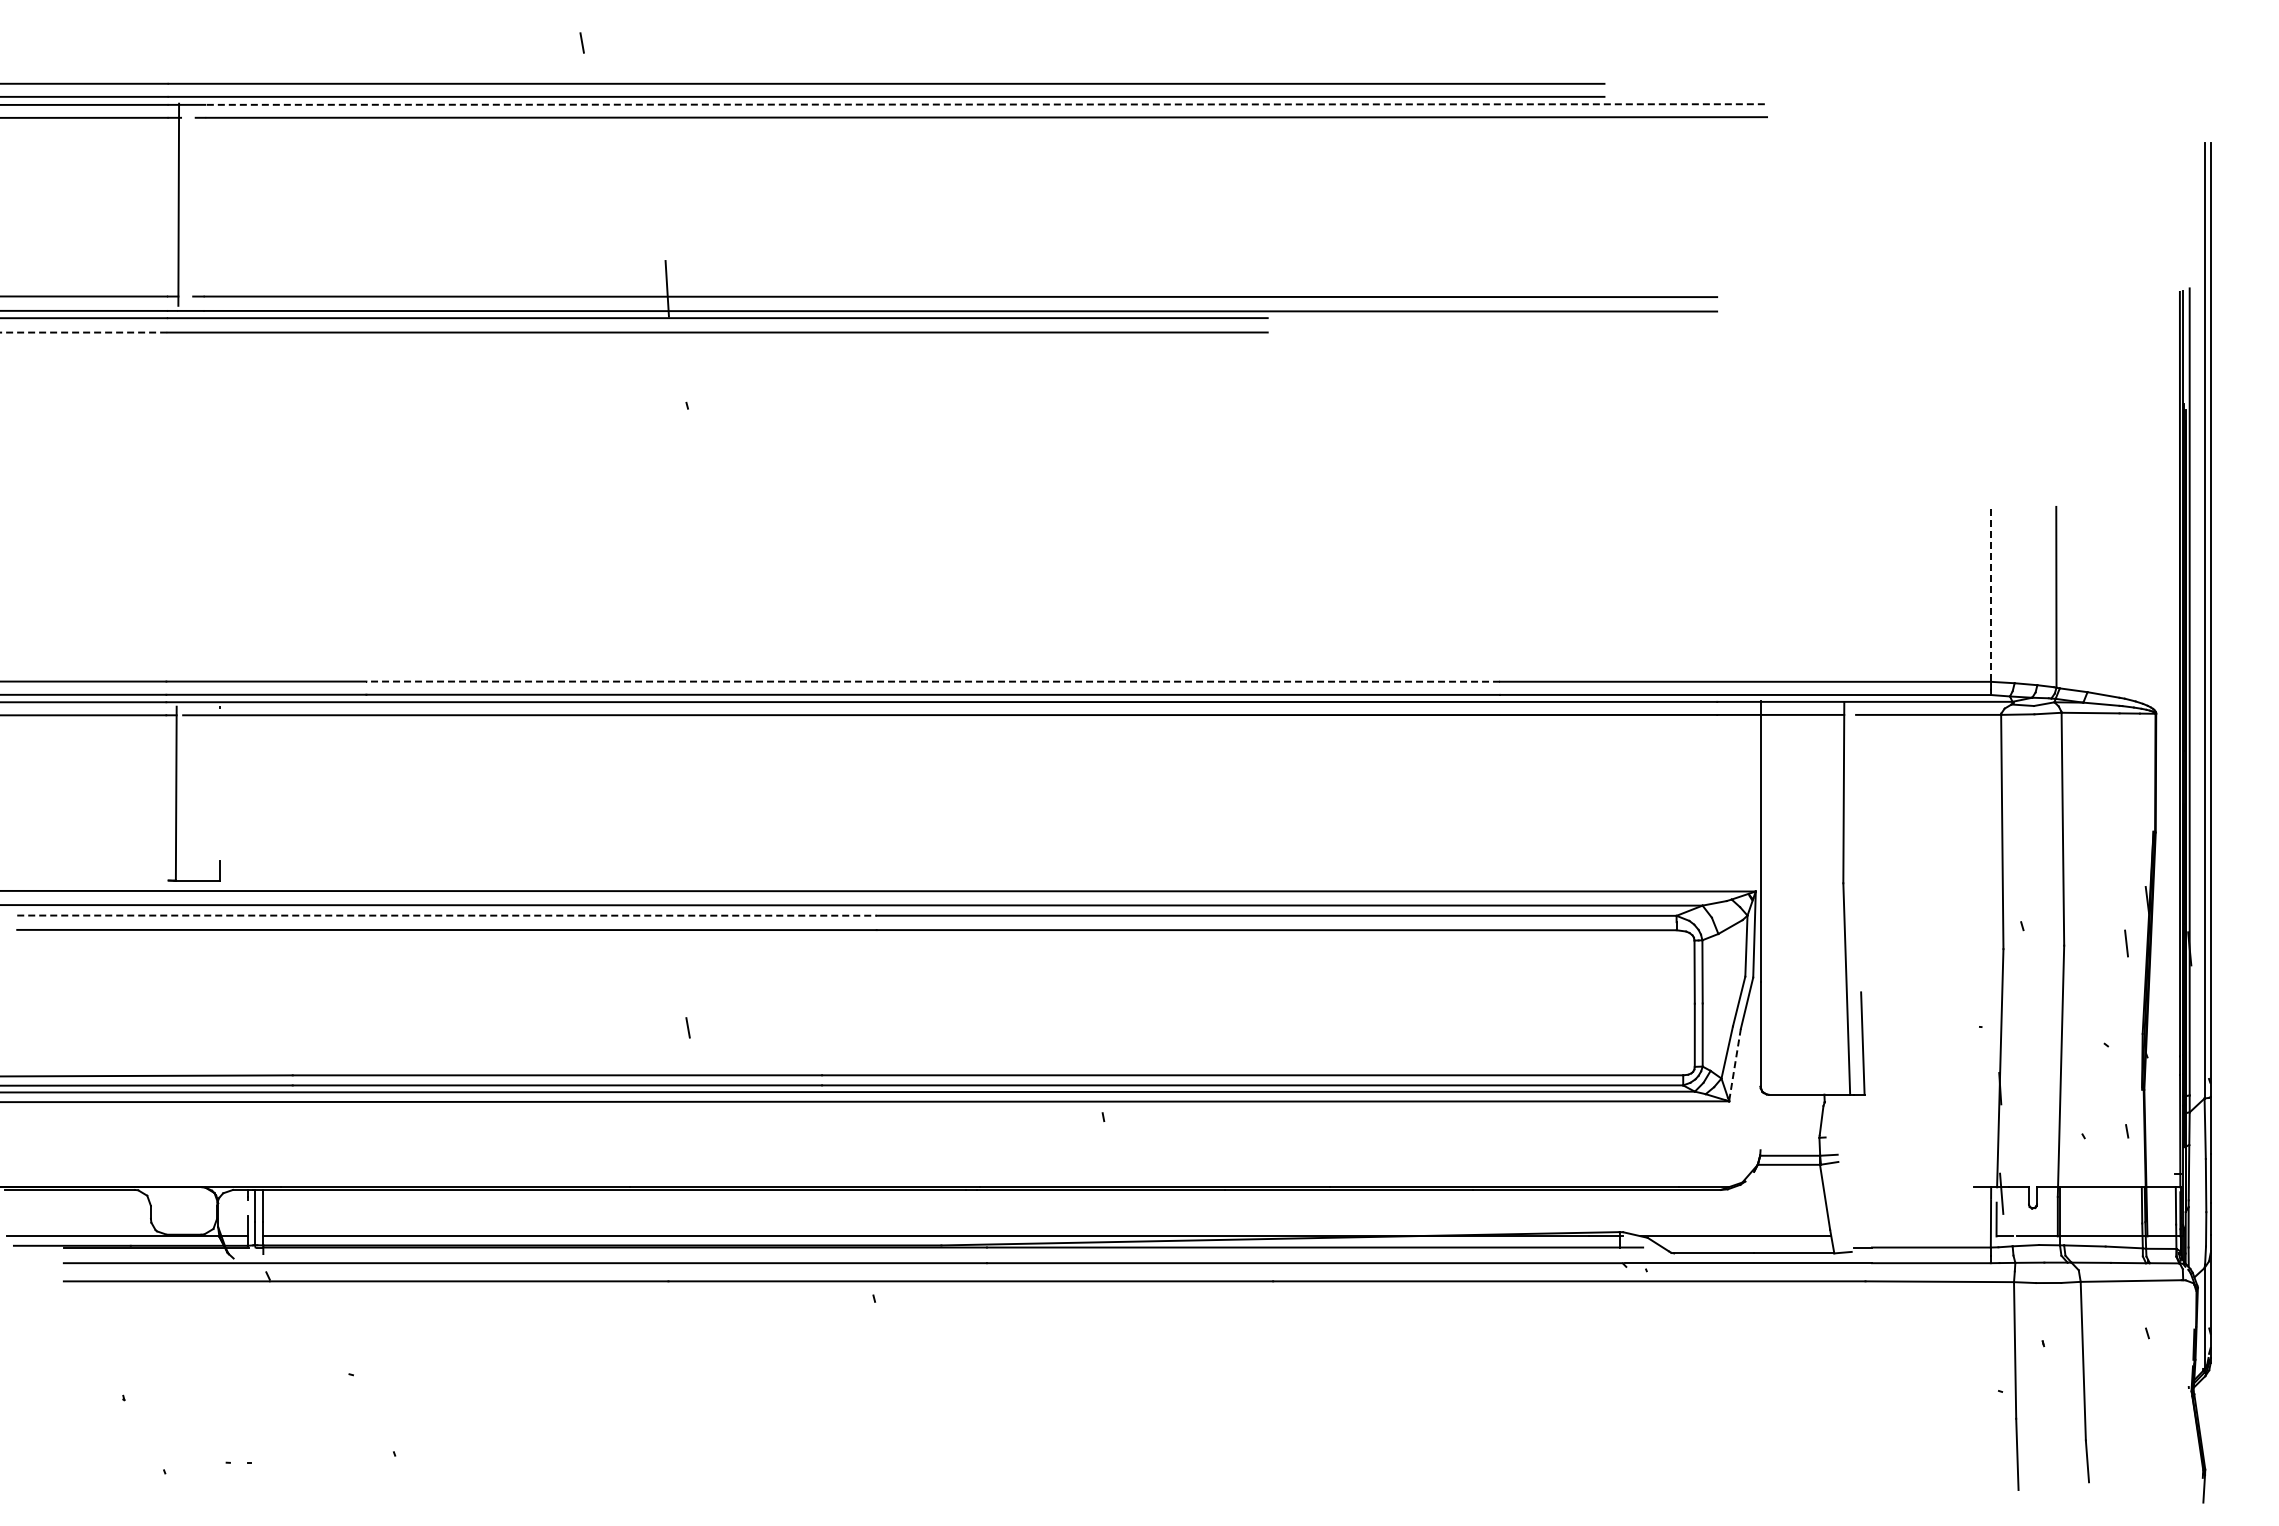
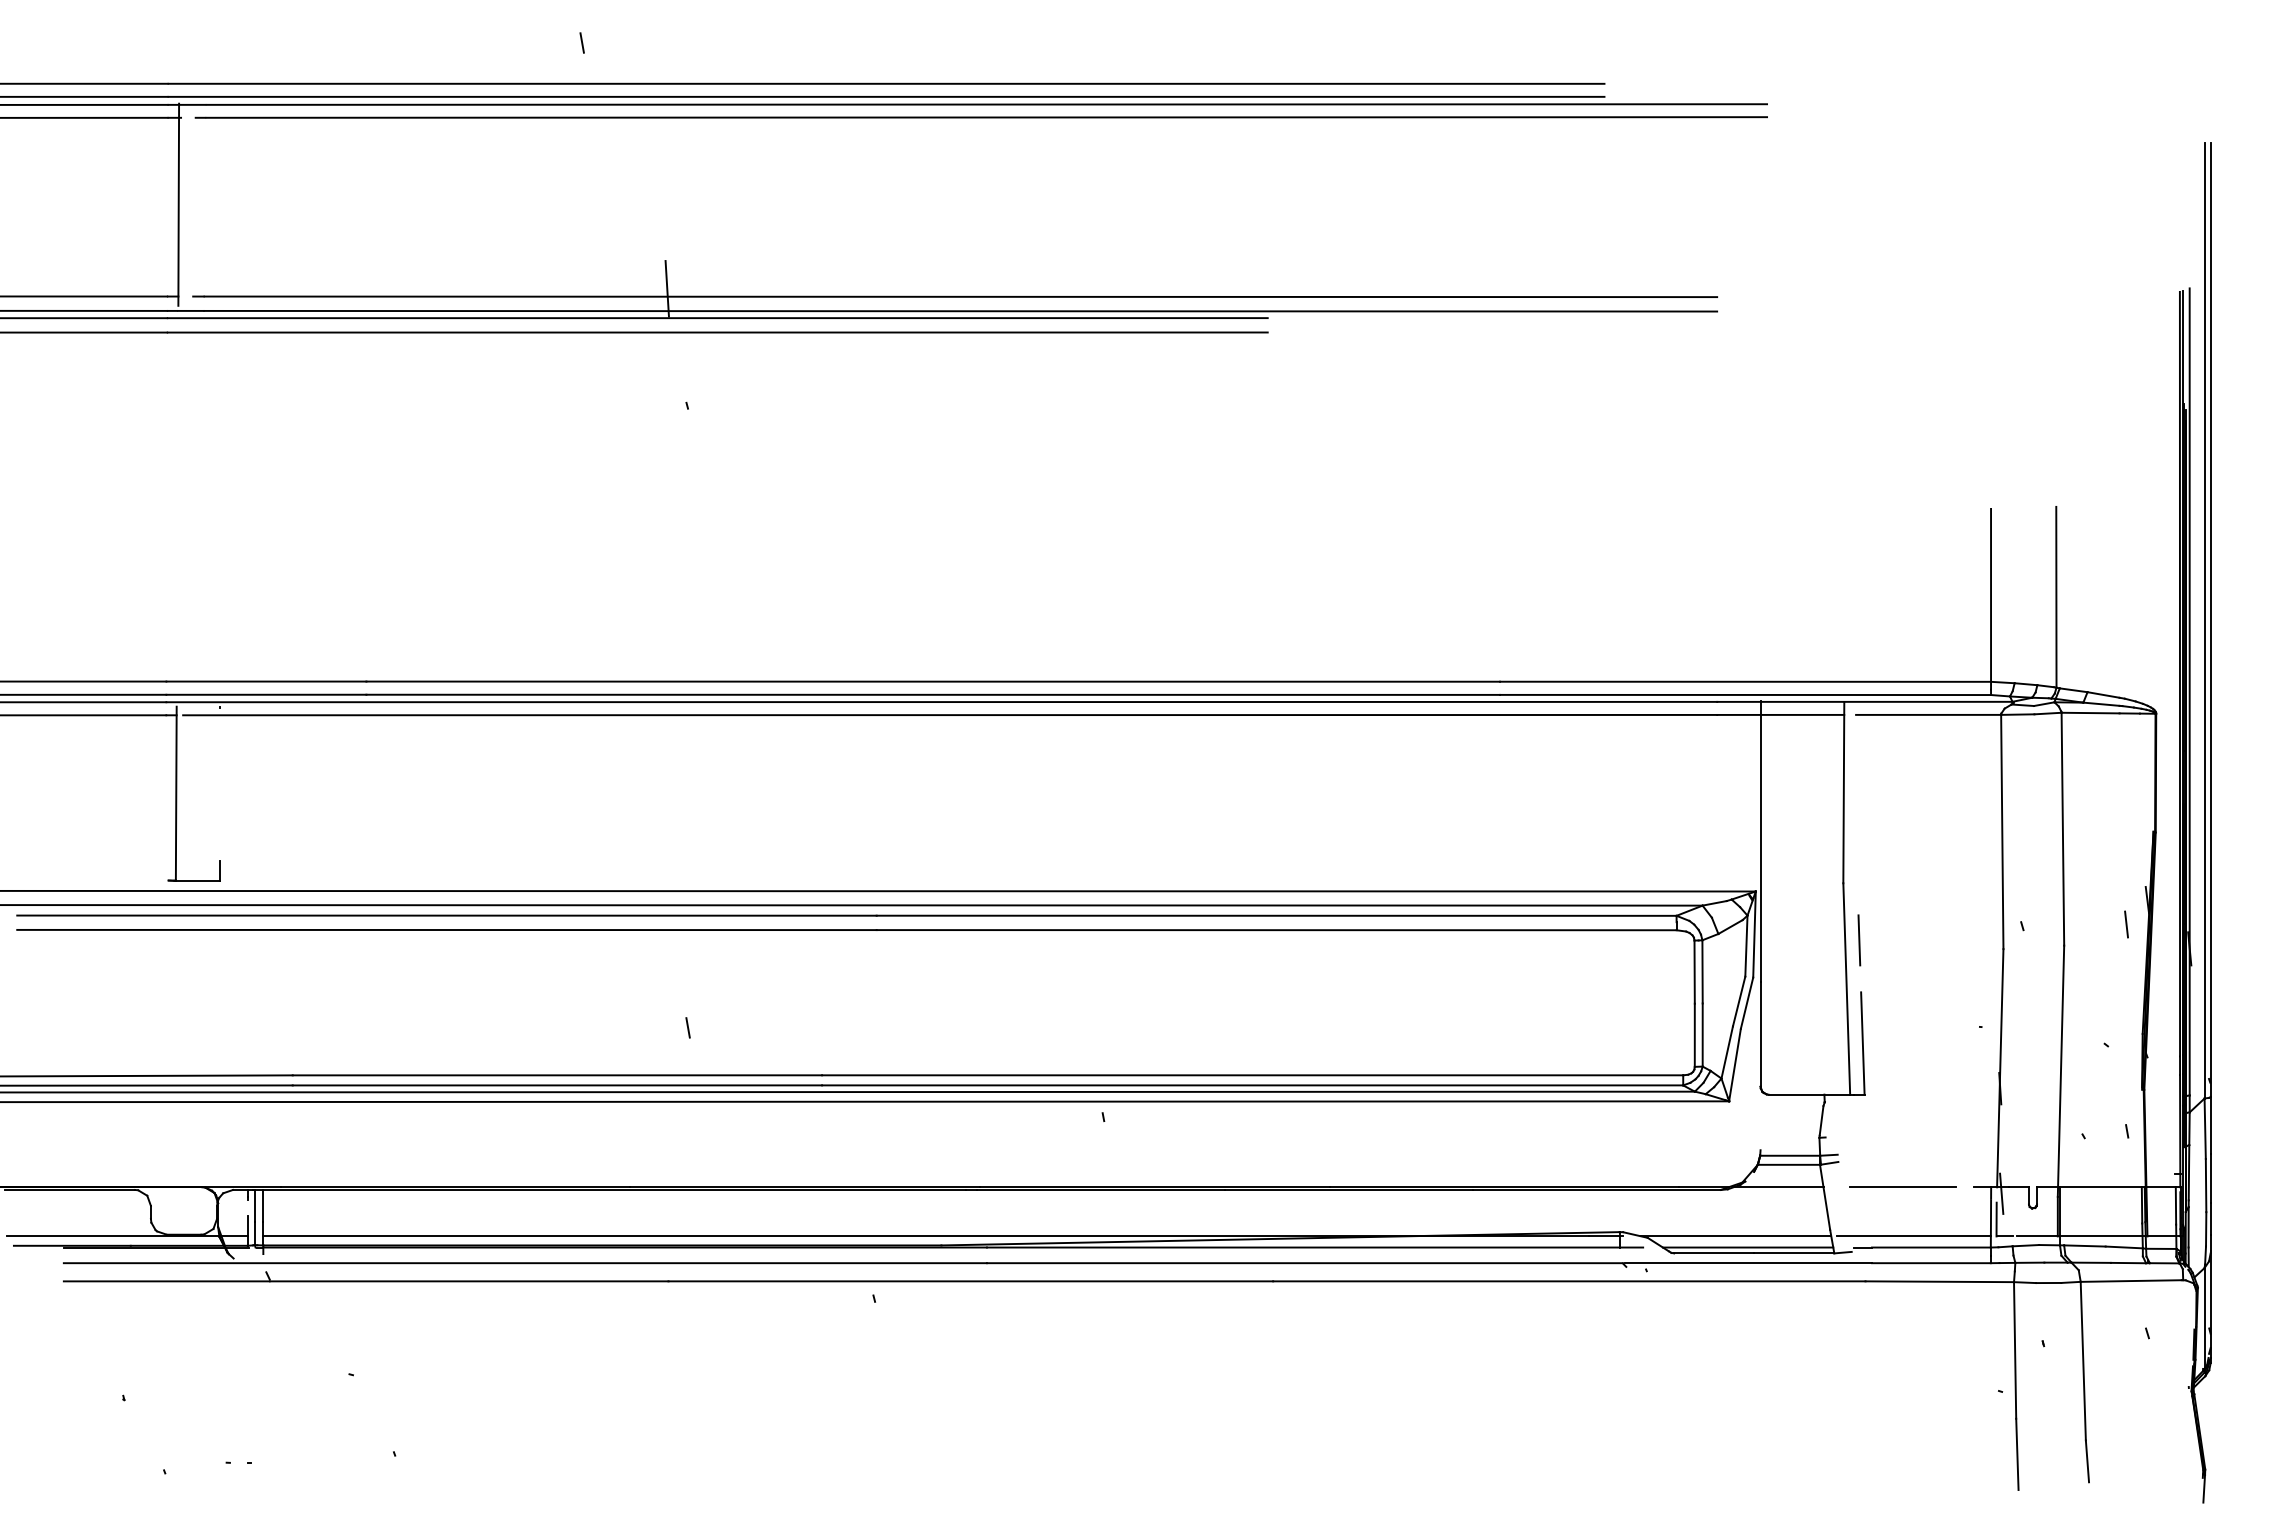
line: dashed -> solid (987, 104)
line: dashed -> solid (83, 332)
line: dashed -> solid (1991, 595)
line: dashed -> solid (933, 681)
line: dashed -> solid (446, 915)
line: none -> present (1859, 940)
line position: (2126, 943) -> (2126, 924) (2126, 924)
line: dashed -> solid (1735, 1064)
line: none -> present (1902, 1186)
line: none -> present (1778, 1187)
line: none -> present (1913, 1236)
line: none -> present (1747, 1247)
